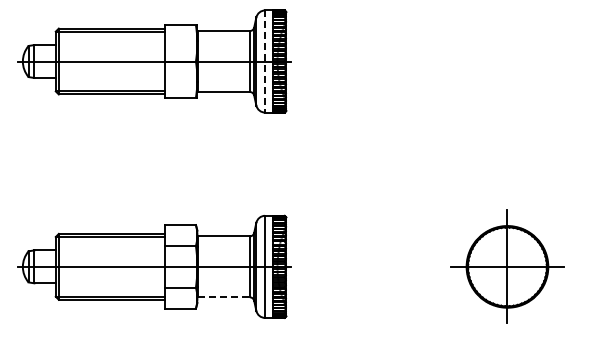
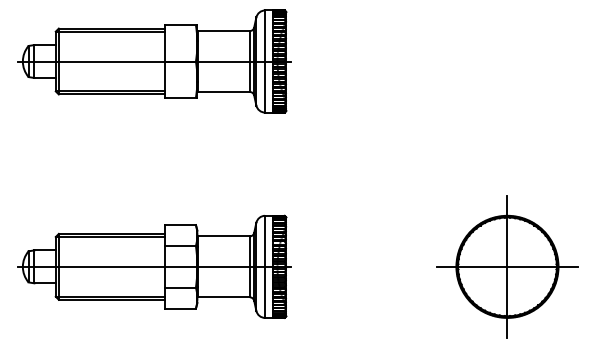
line: dashed -> solid (265, 62)
part size: 115x115 px -> 143x144 px (507, 266)
line: dashed -> solid (223, 297)
